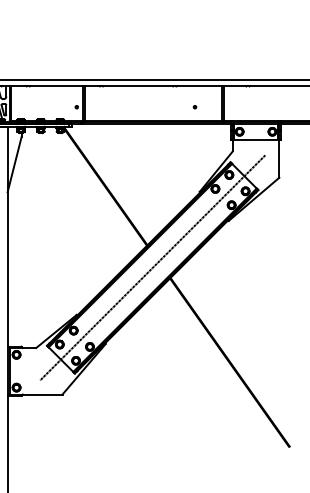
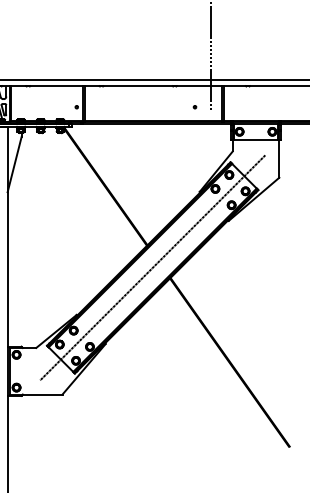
line: none -> present (211, 55)
